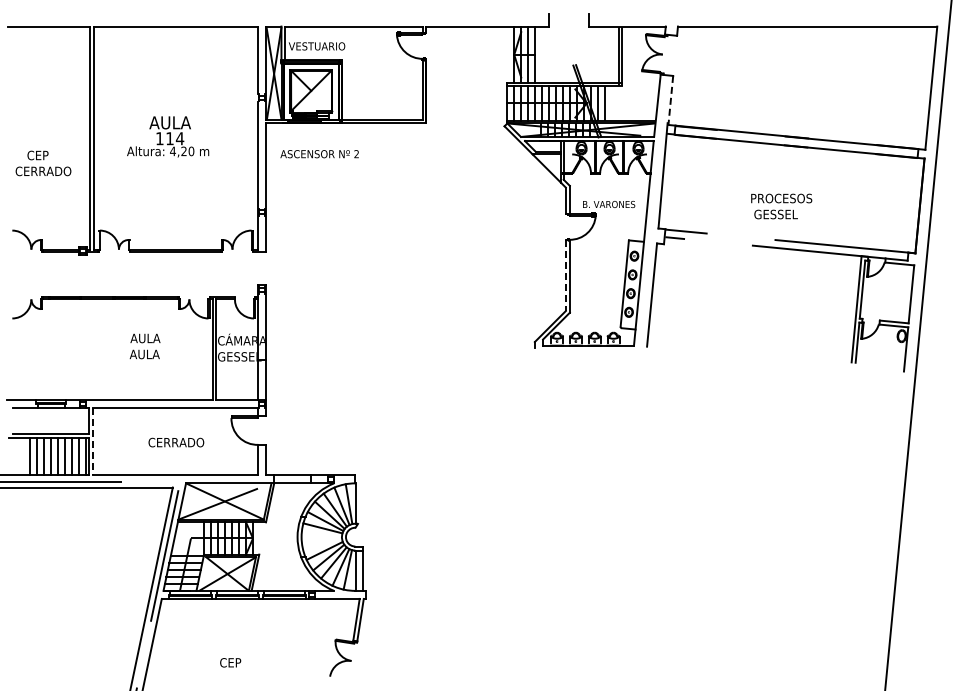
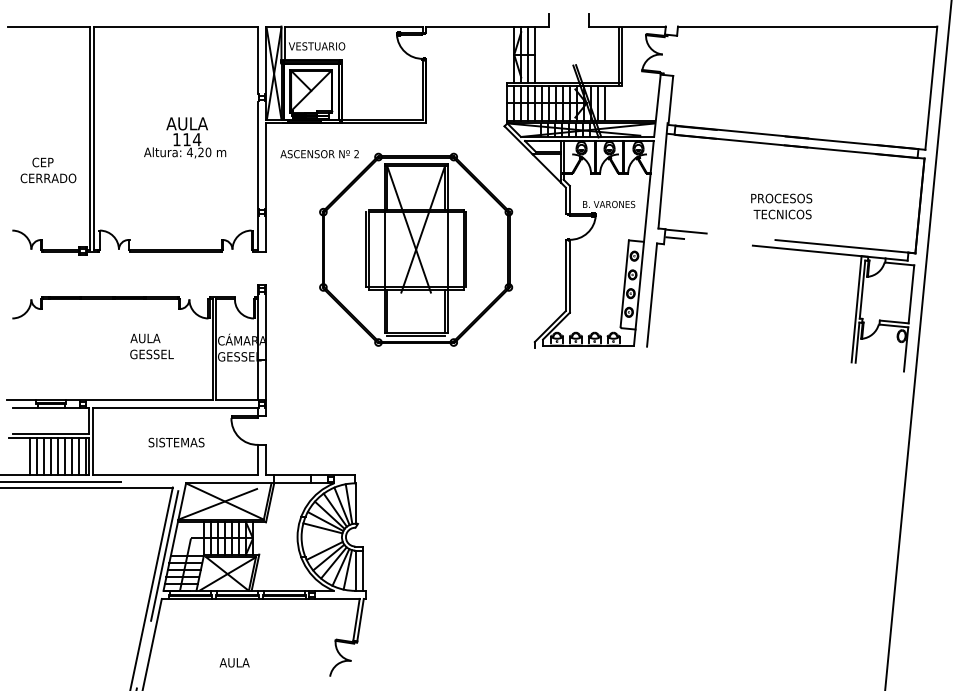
line: dashed -> solid (670, 100)
text position: (168, 136) -> (185, 137) (185, 137)
text position: (43, 163) -> (48, 170) (48, 170)
text: GESSEL -> TECNICOS (782, 214)
part: none -> present (416, 249)
line: dashed -> solid (565, 276)
text: AULA -> GESSEL (151, 354)
line: dashed -> solid (93, 441)
text: CERRADO -> SISTEMAS (176, 442)
text: CEP -> AULA (234, 662)
